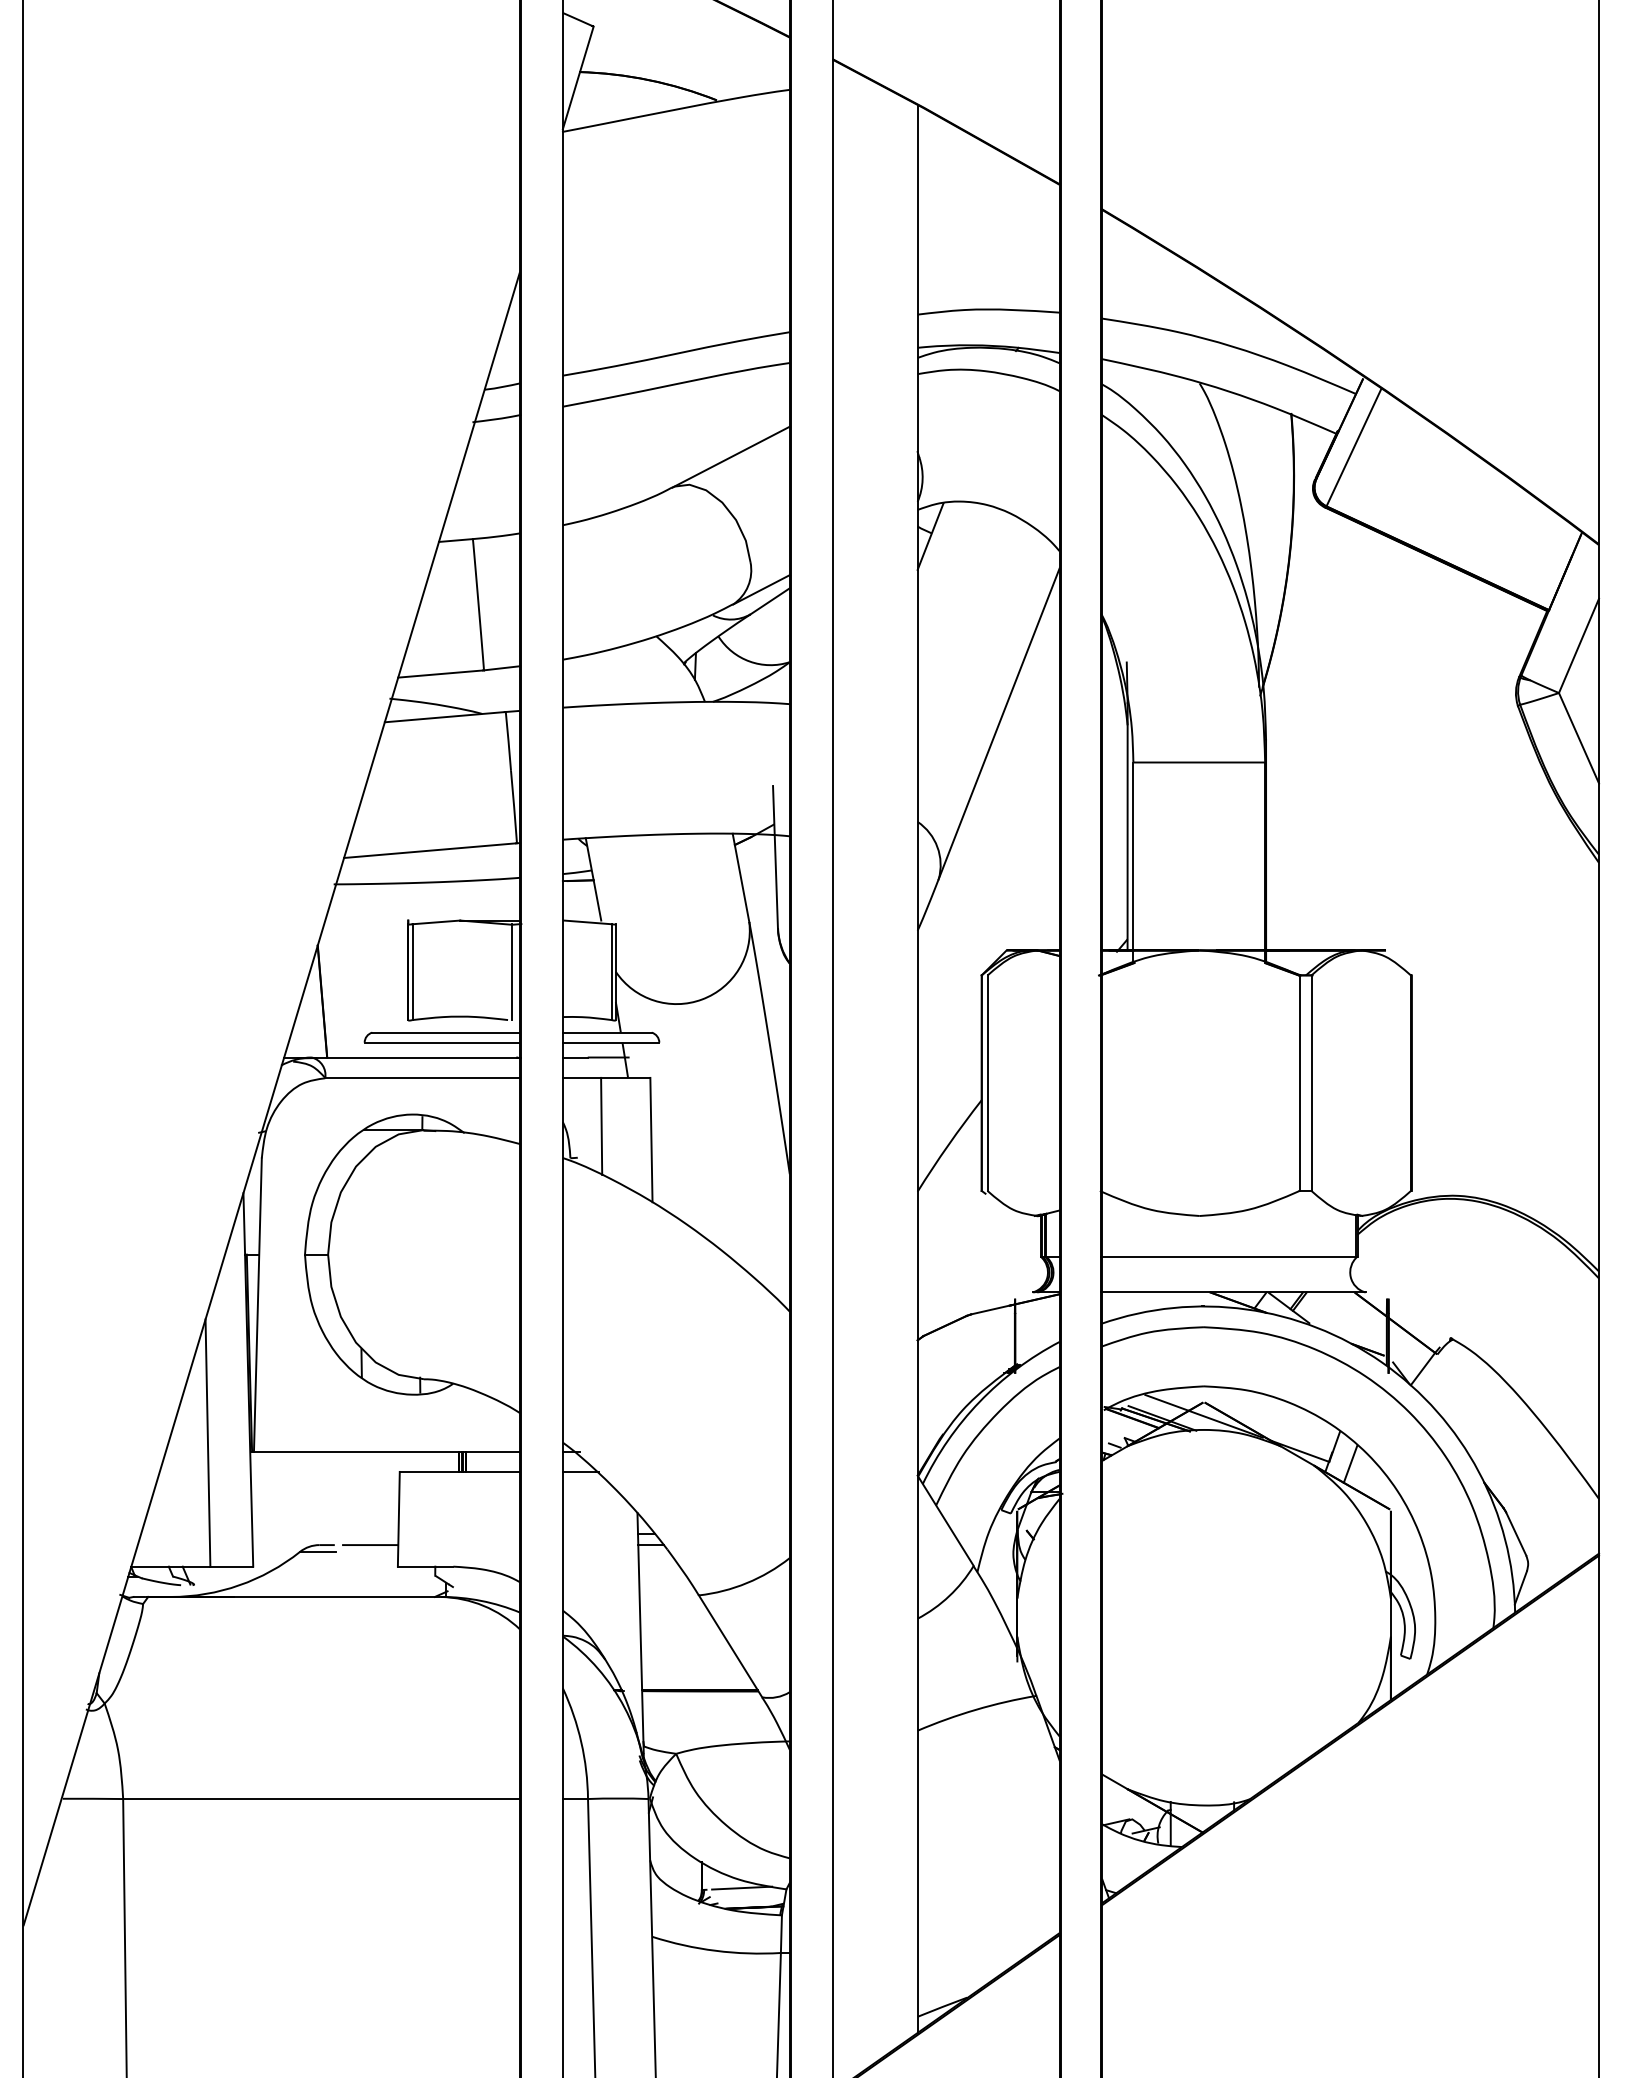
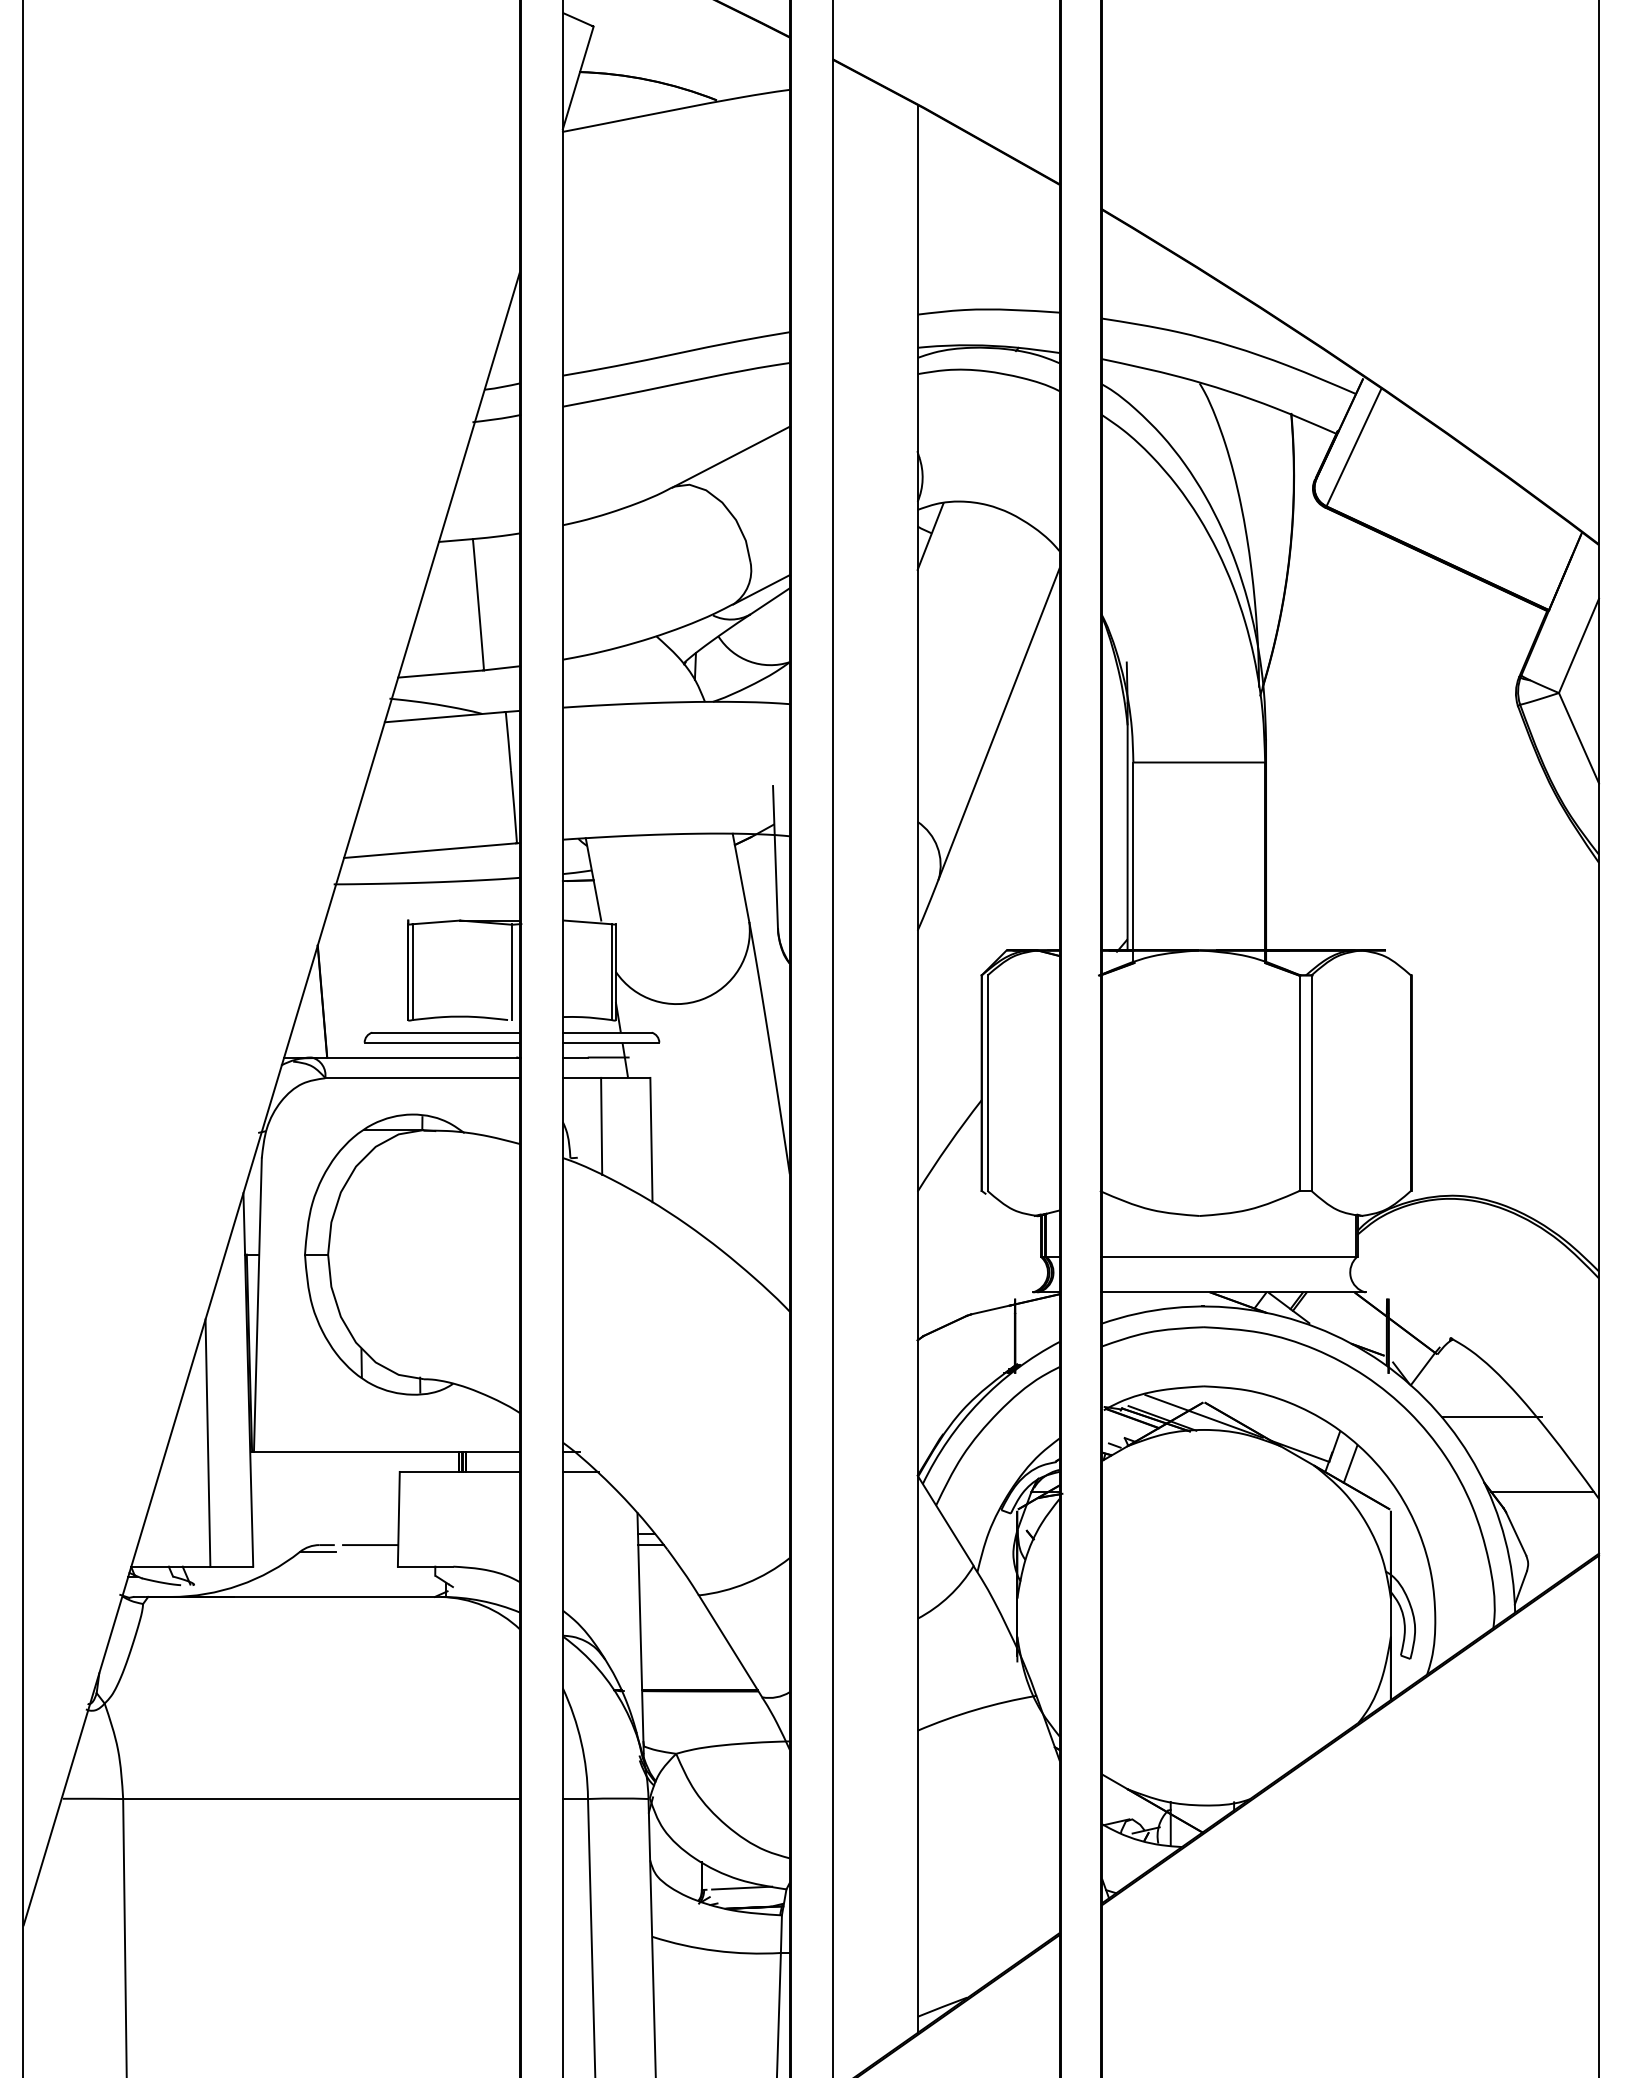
line: none -> present (1492, 1417)
line: none -> present (1542, 1492)
